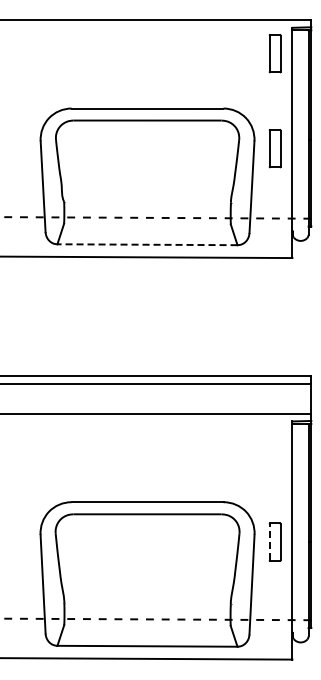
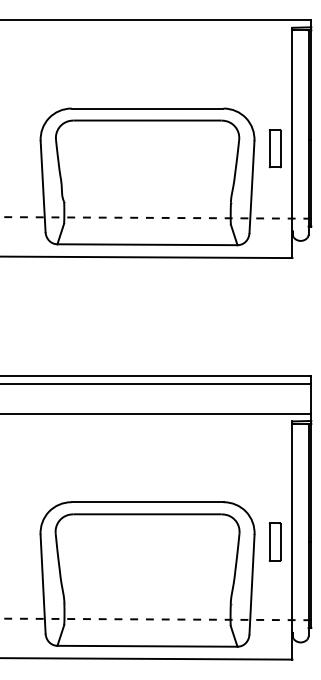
part: present -> none (274, 53)
line: dashed -> solid (146, 244)
line: dashed -> solid (269, 541)
